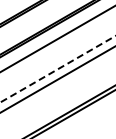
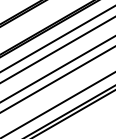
line: none -> present (57, 50)
line: dashed -> solid (57, 69)
line: none -> present (58, 104)
